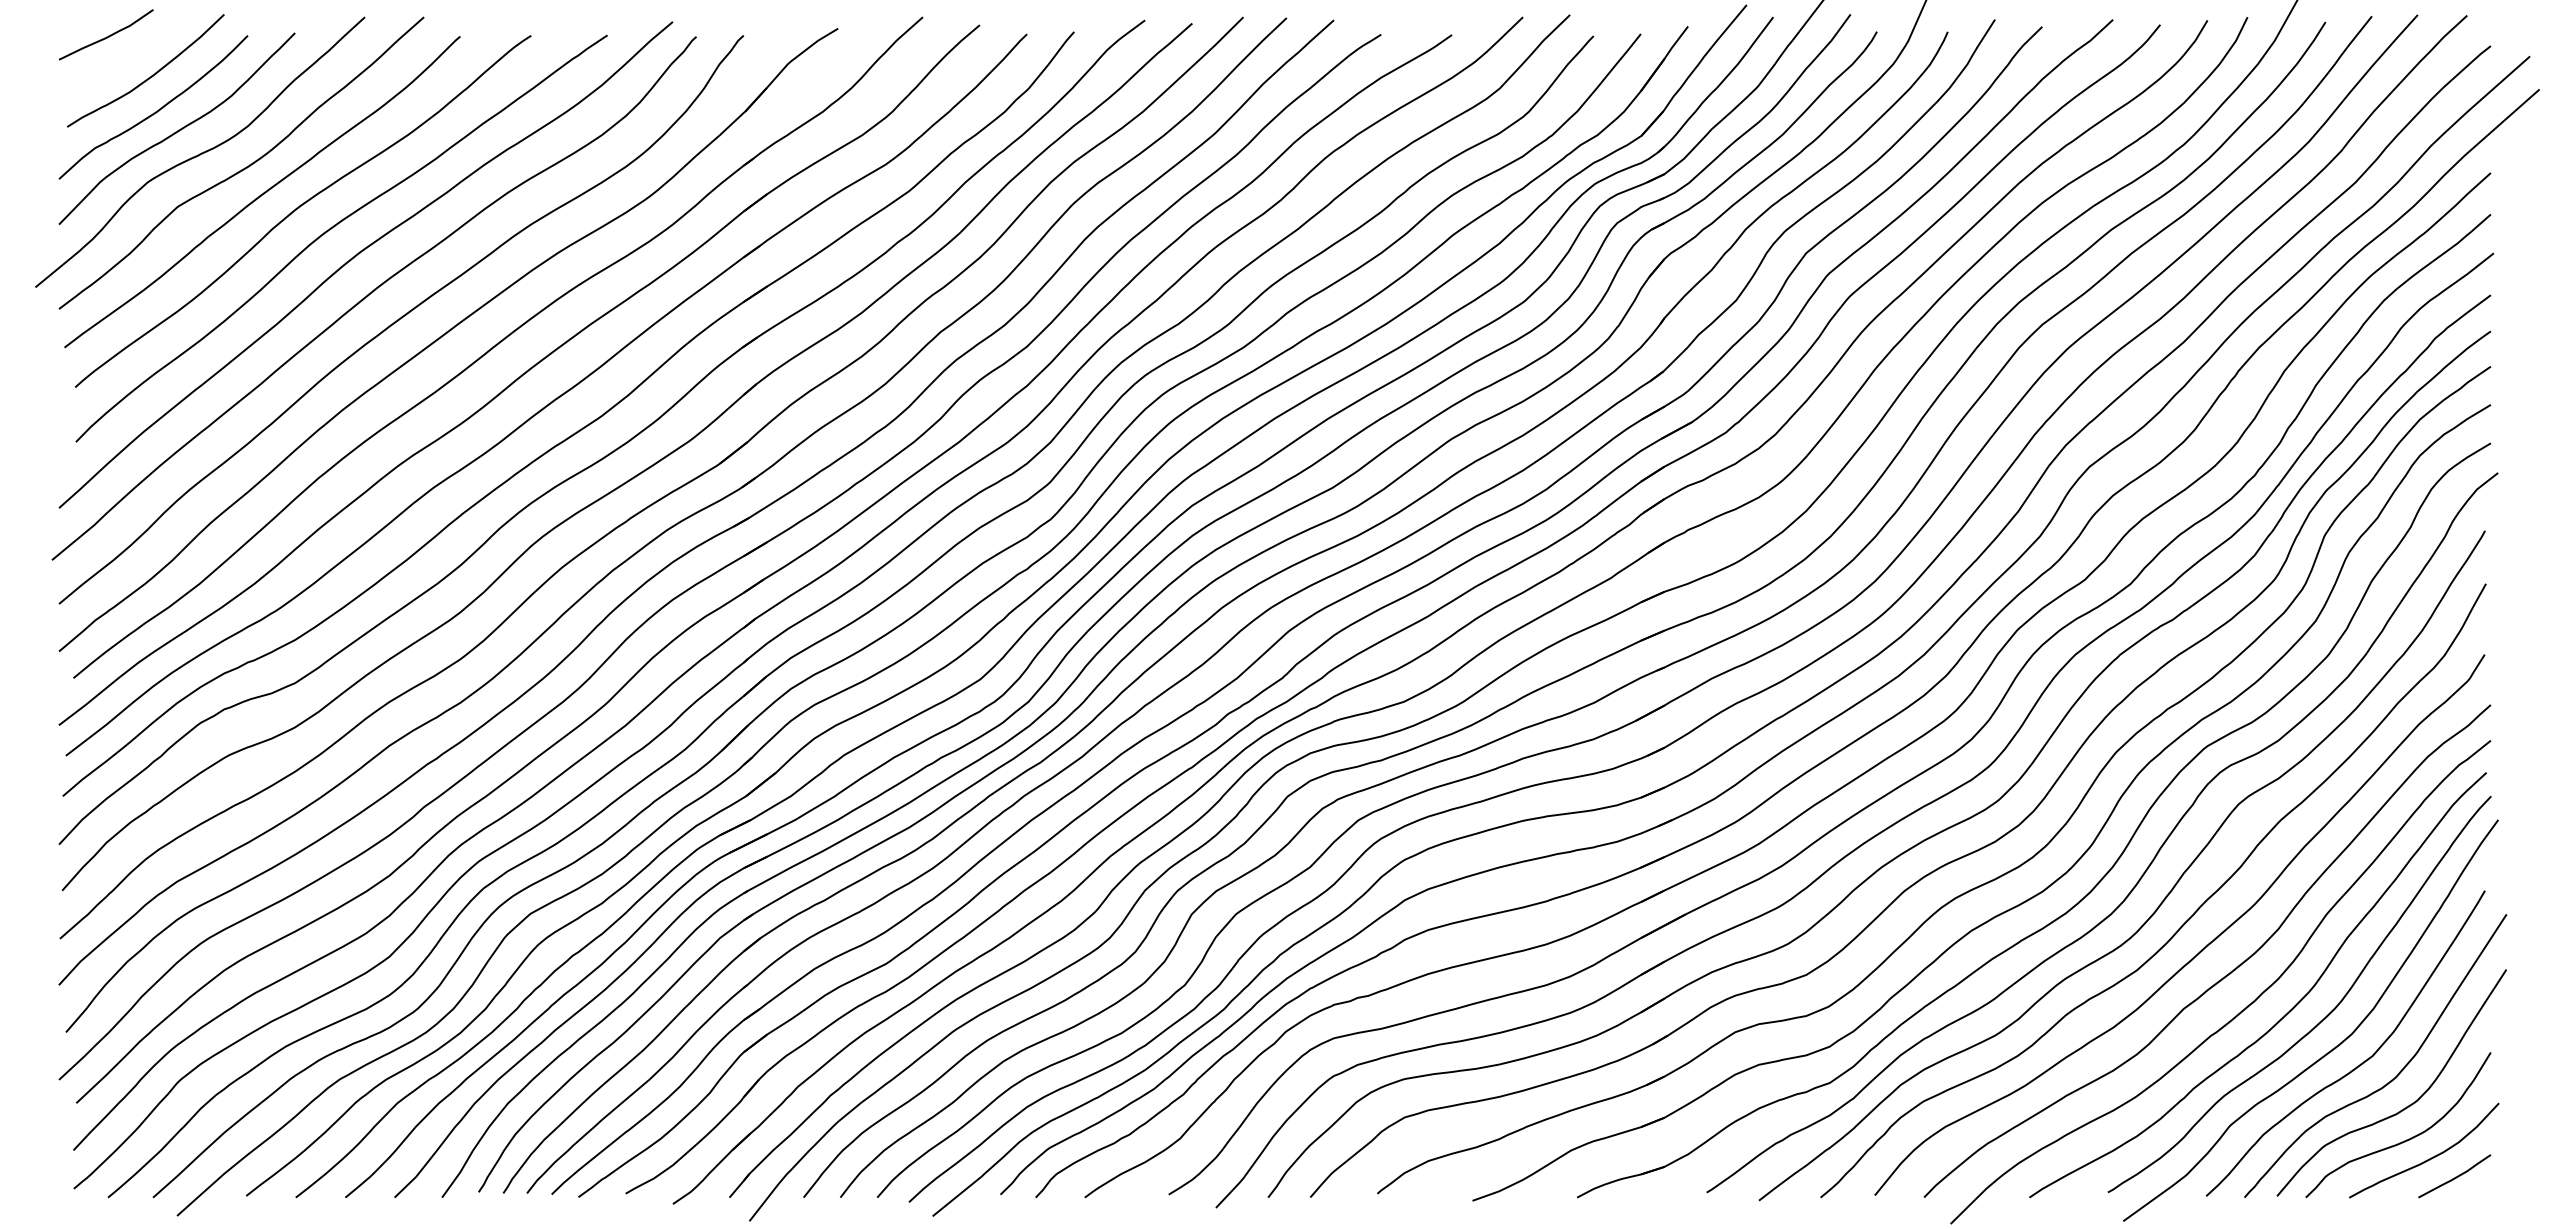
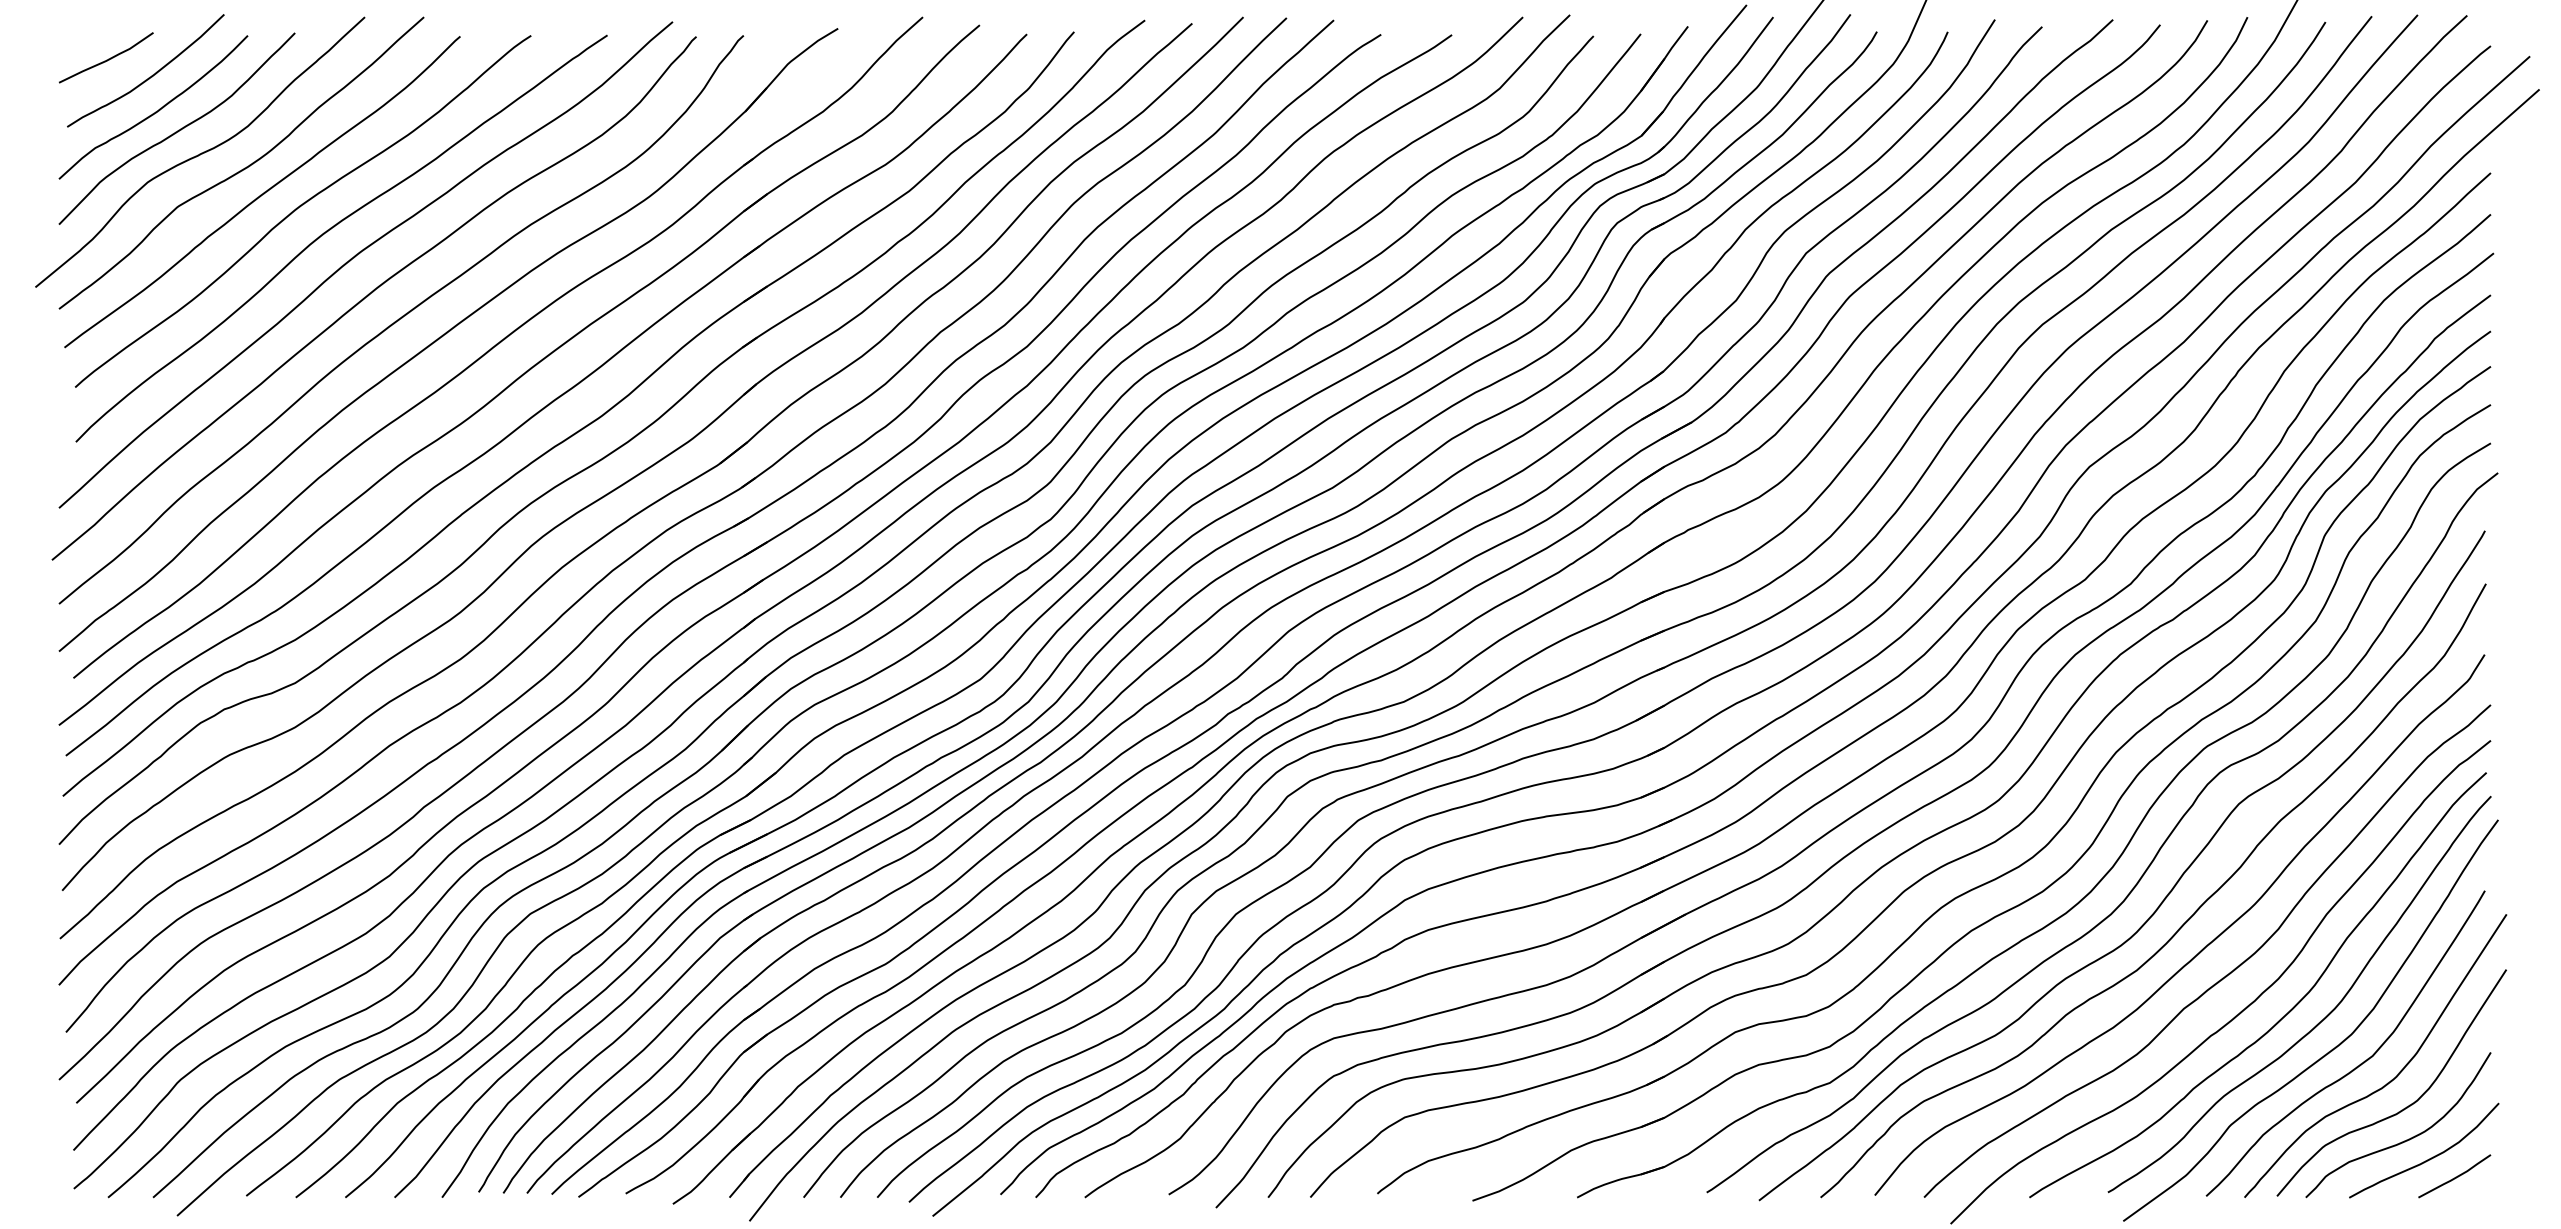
curve position: (106, 36) -> (106, 59) (106, 59)
